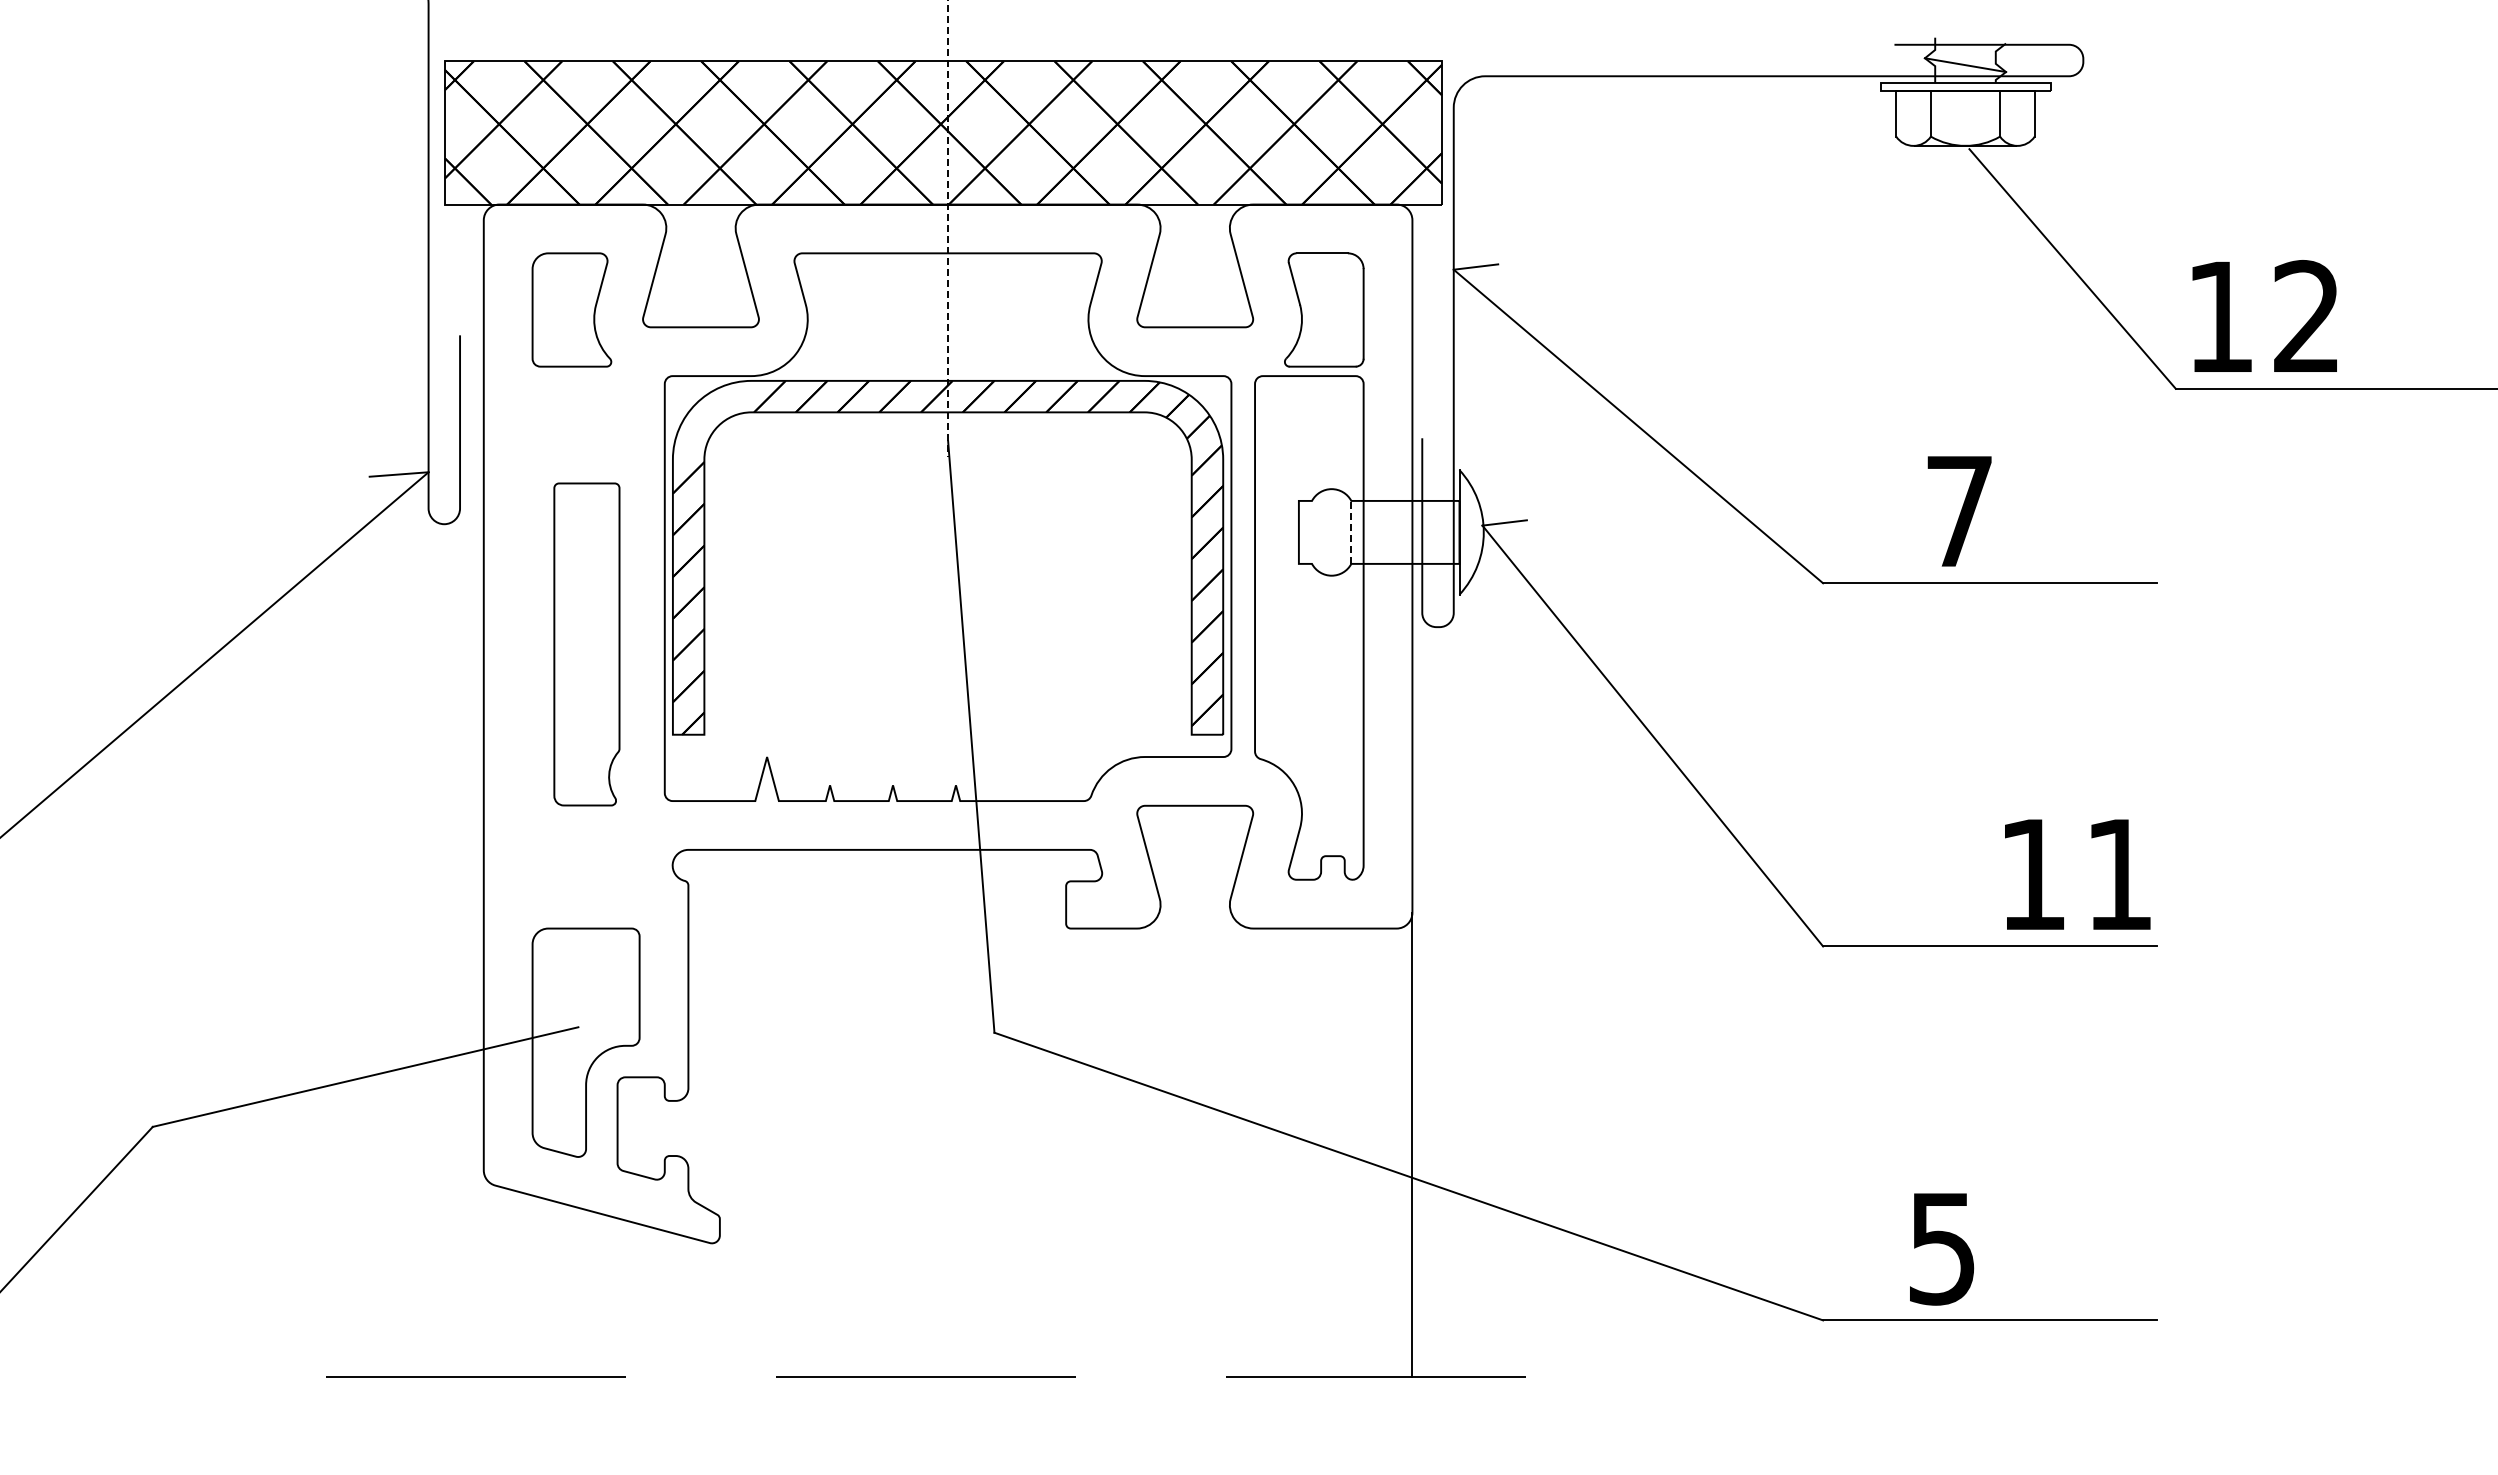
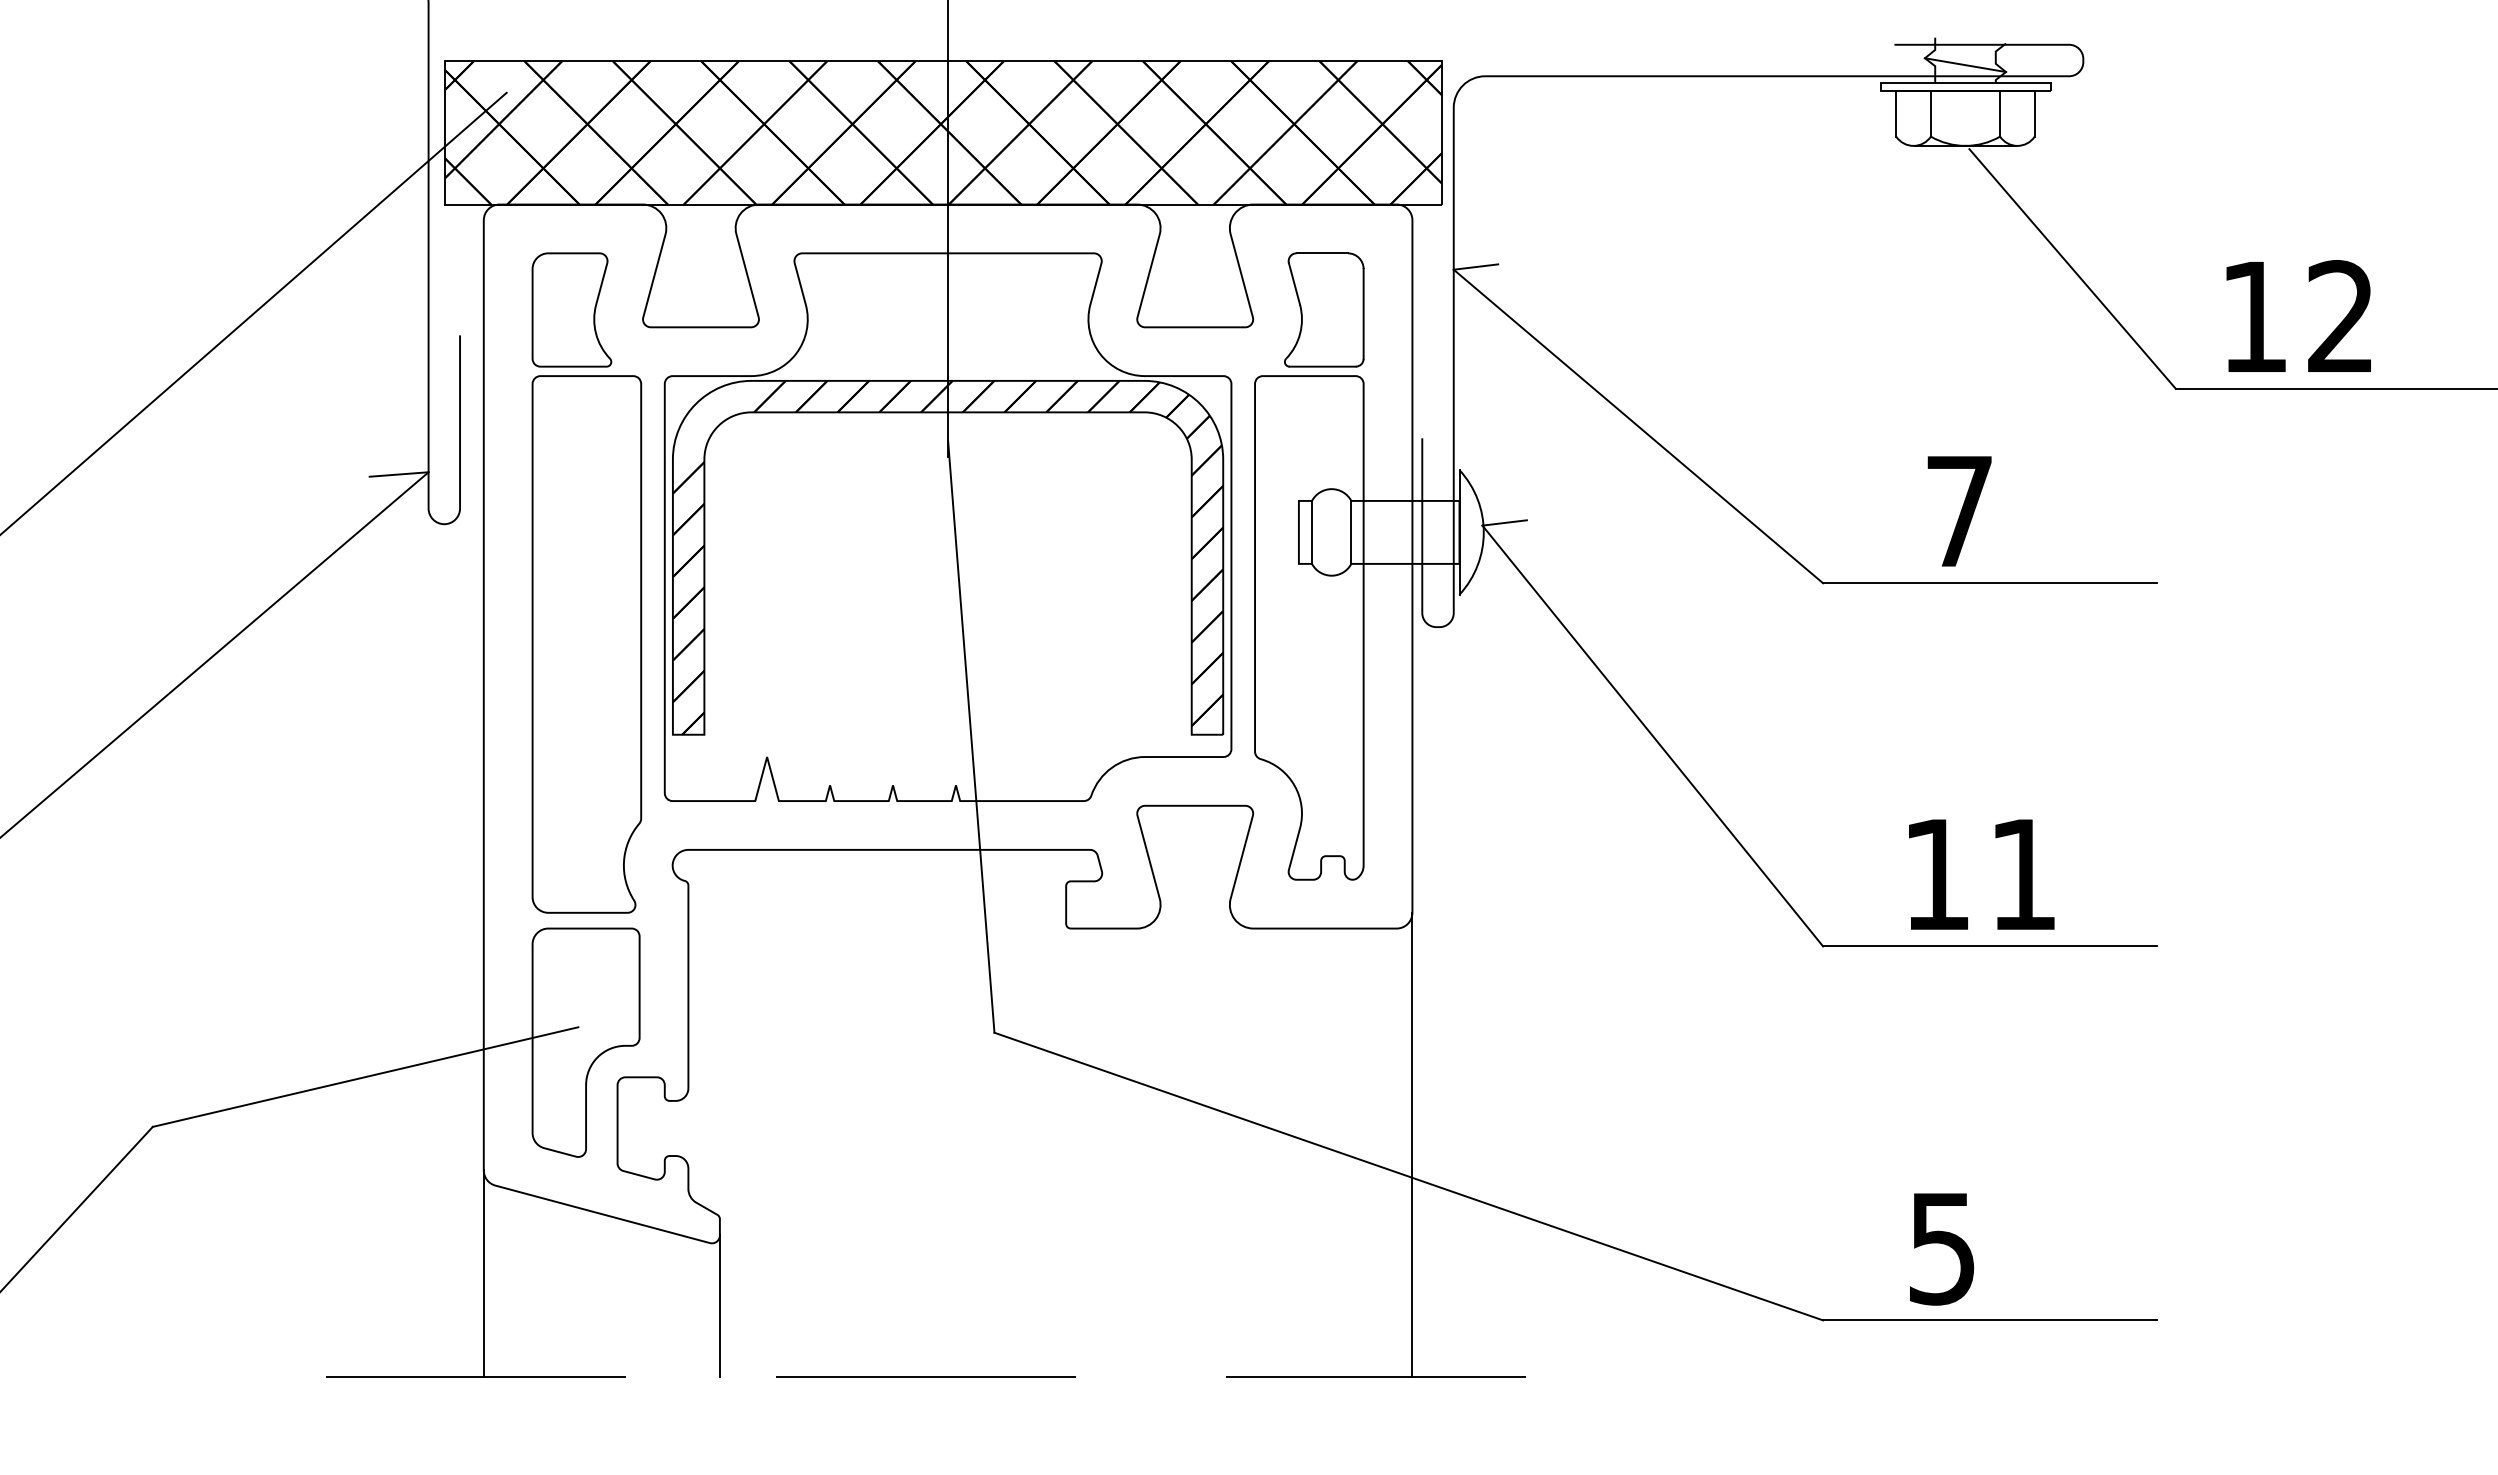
line: dashed -> solid (948, 229)
line: none -> present (254, 312)
text position: (2264, 315) -> (2298, 315) (2298, 315)
line: none -> present (1312, 531)
line: dashed -> solid (1351, 531)
part size: 68x325 px -> 112x539 px (586, 644)
text position: (2077, 874) -> (1981, 874) (1981, 874)
line: none -> present (483, 1273)
line: none -> present (719, 1306)
